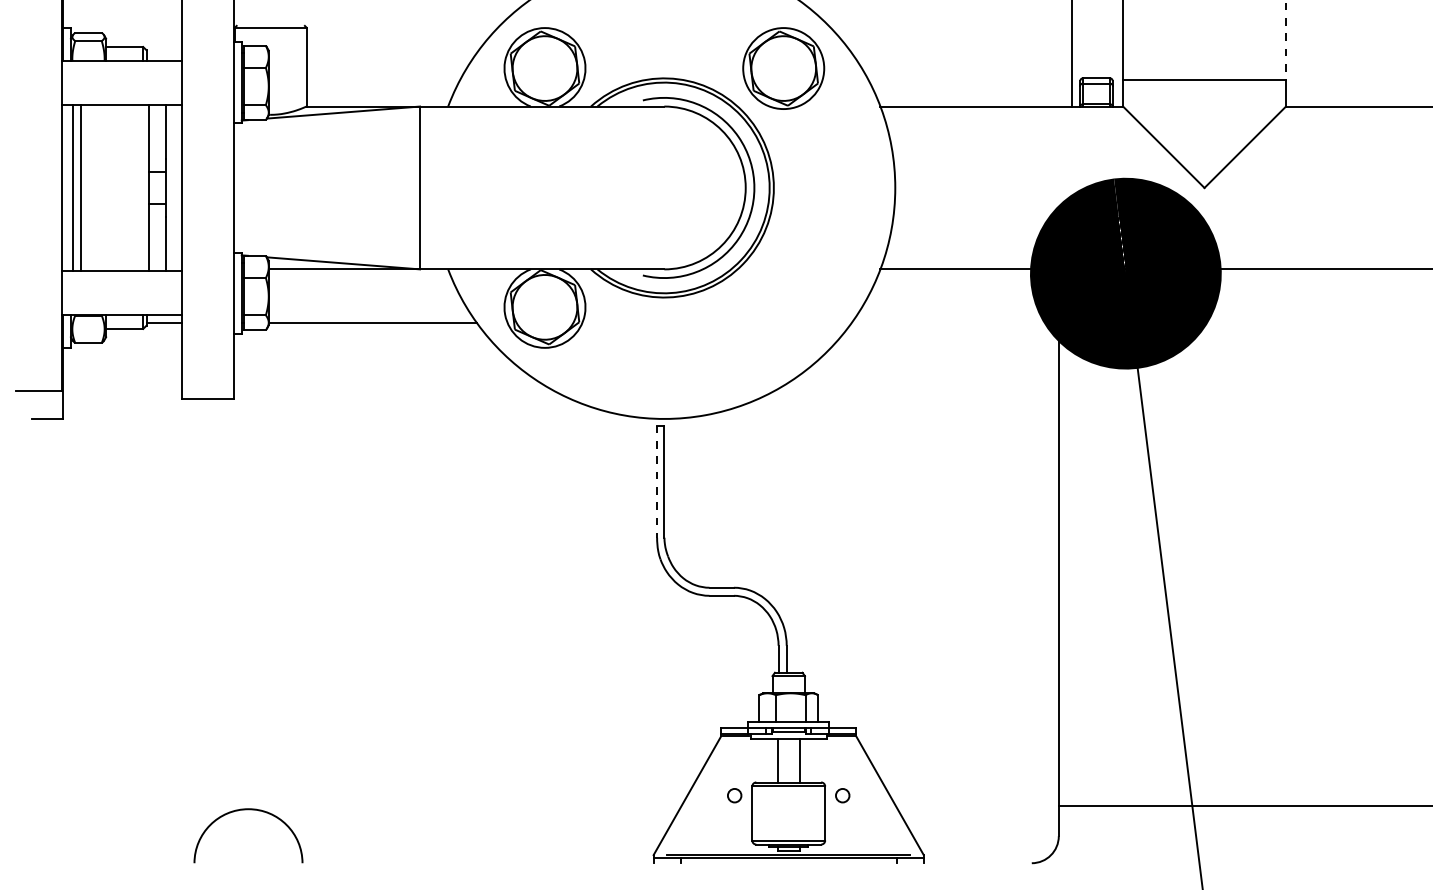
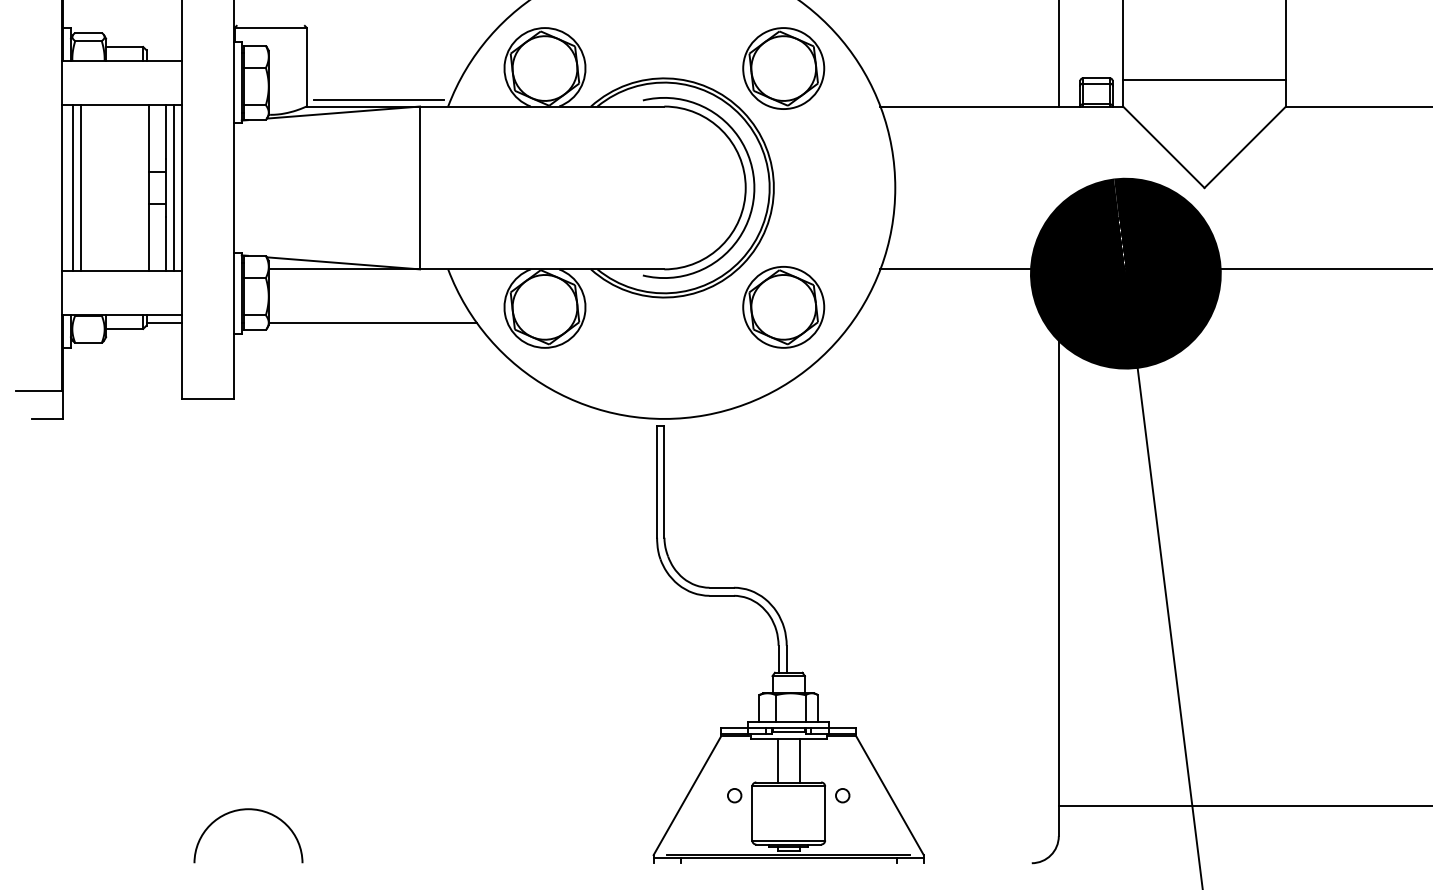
line: dashed -> solid (1286, 40)
line position: (1071, 54) -> (1058, 54) (1058, 54)
line: none -> present (378, 100)
line: none -> present (174, 187)
part: none -> present (783, 307)
line: dashed -> solid (657, 482)
